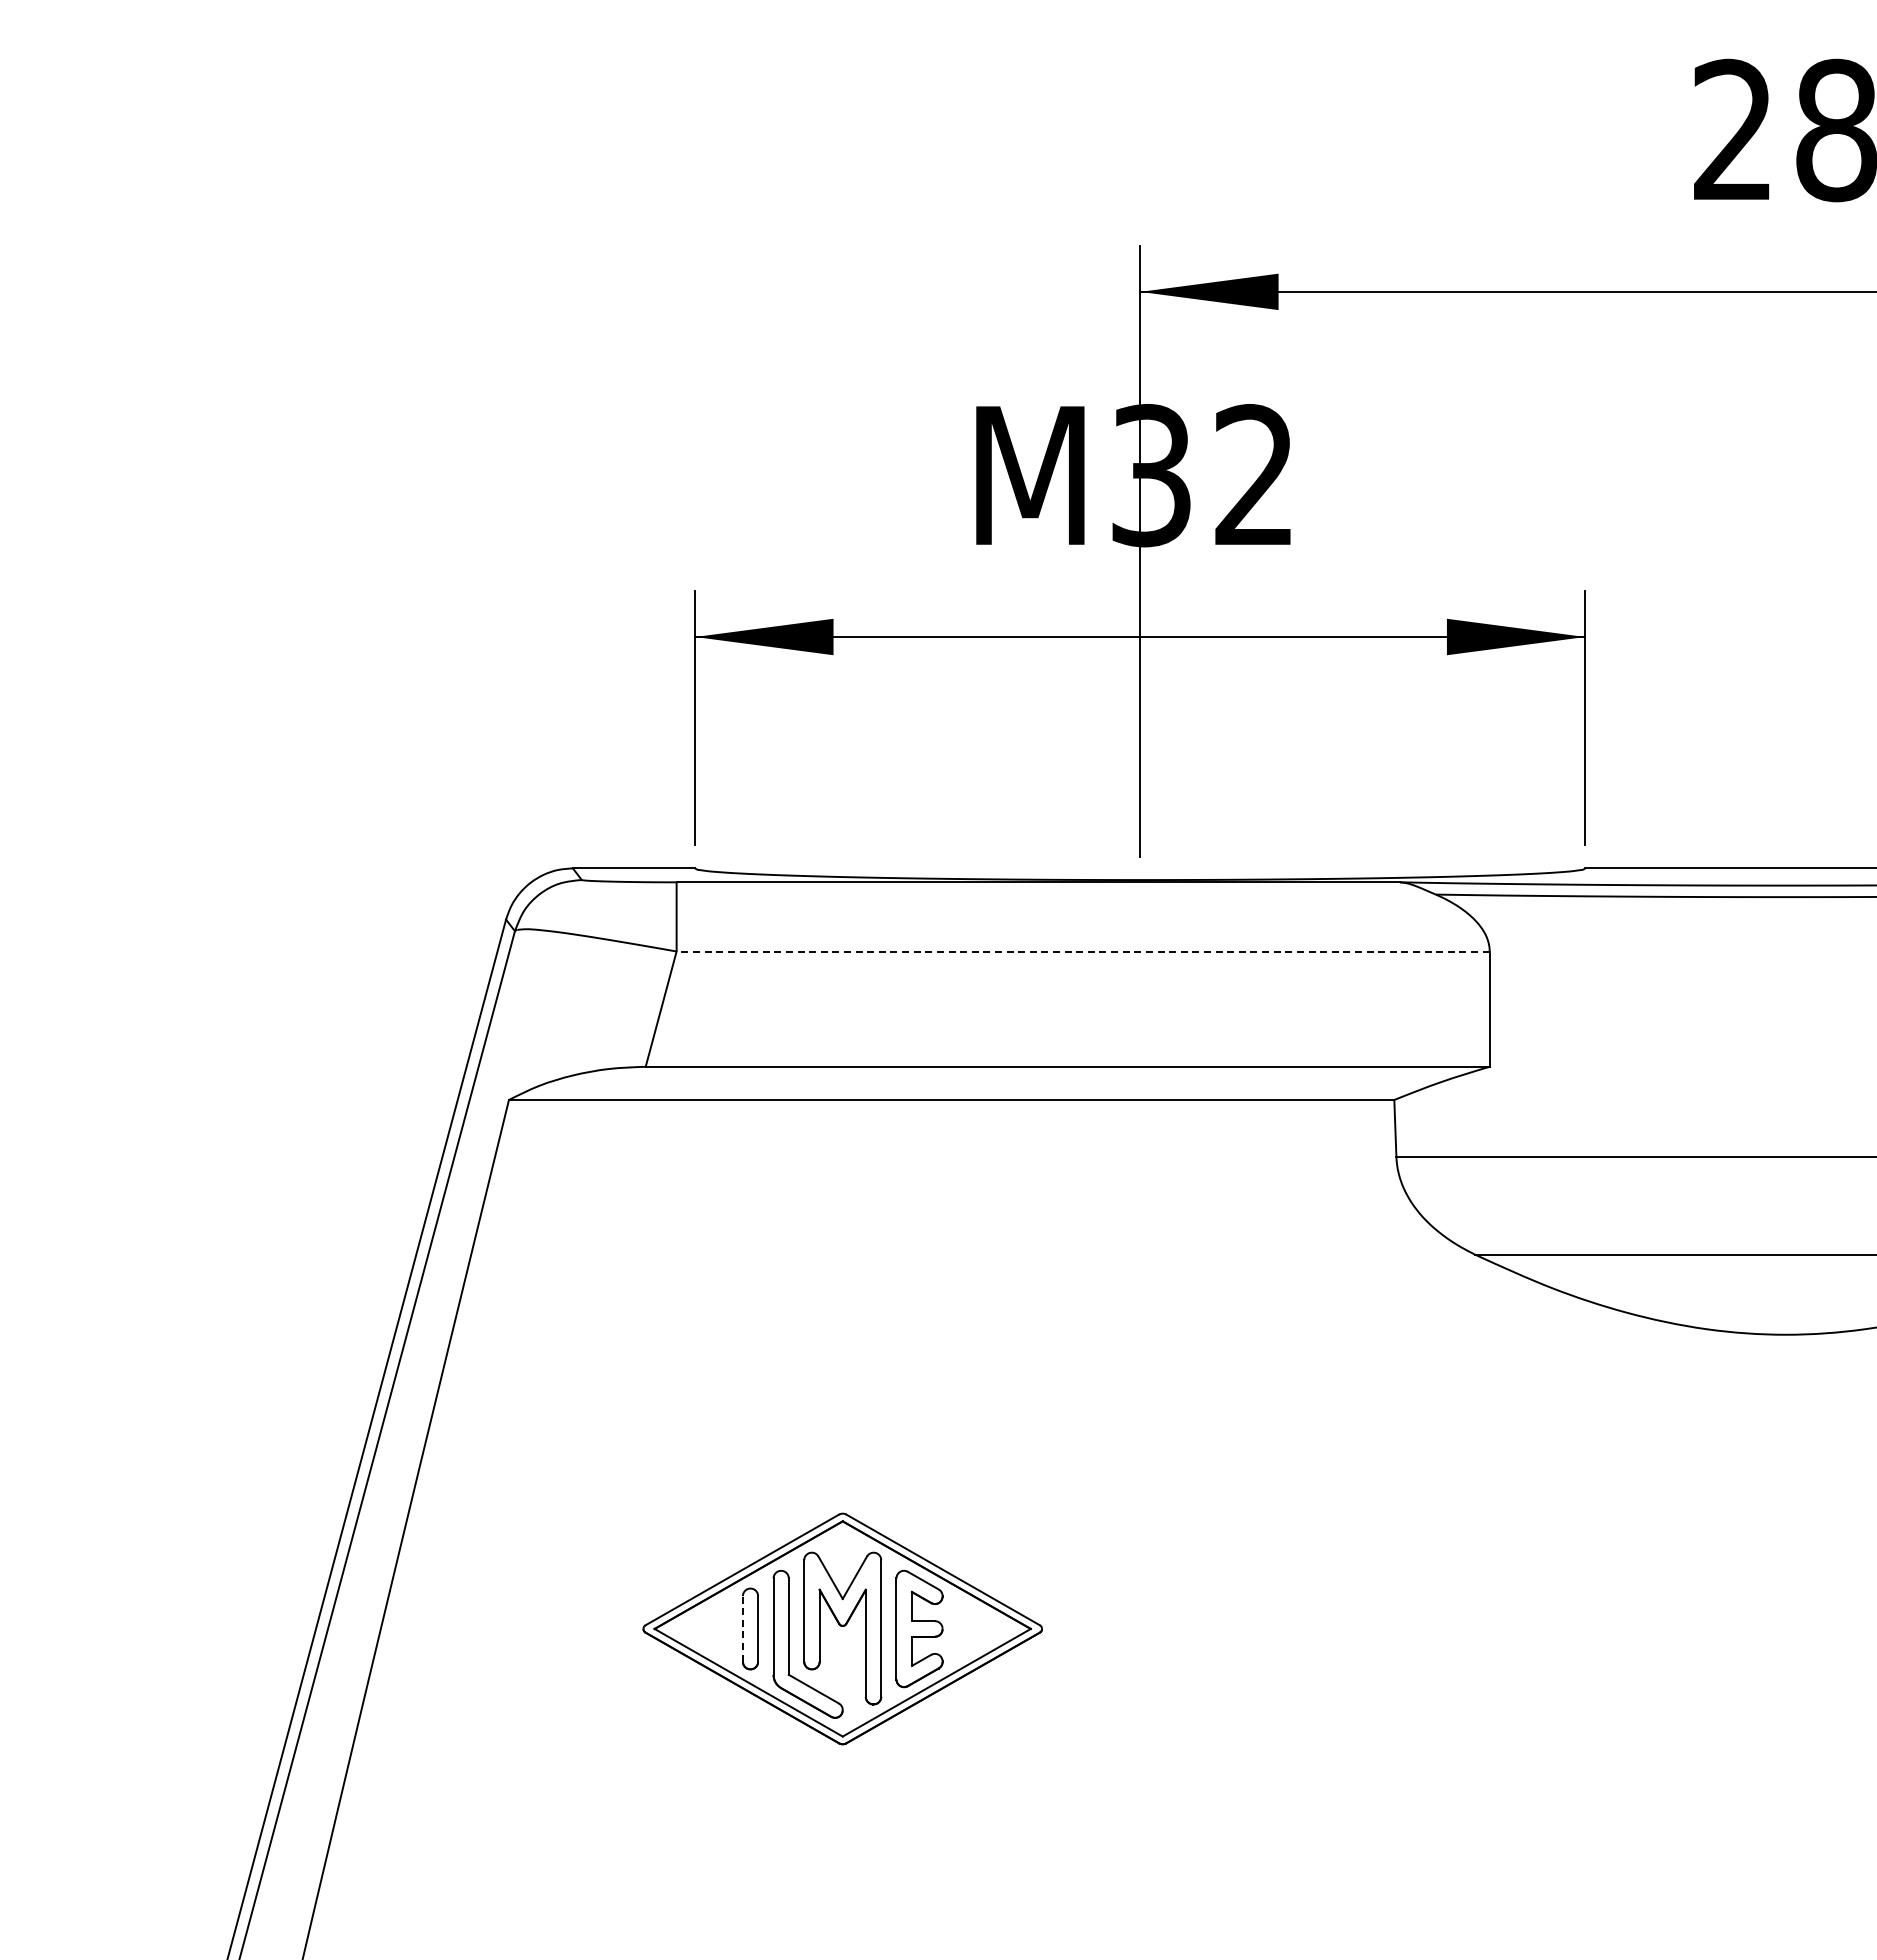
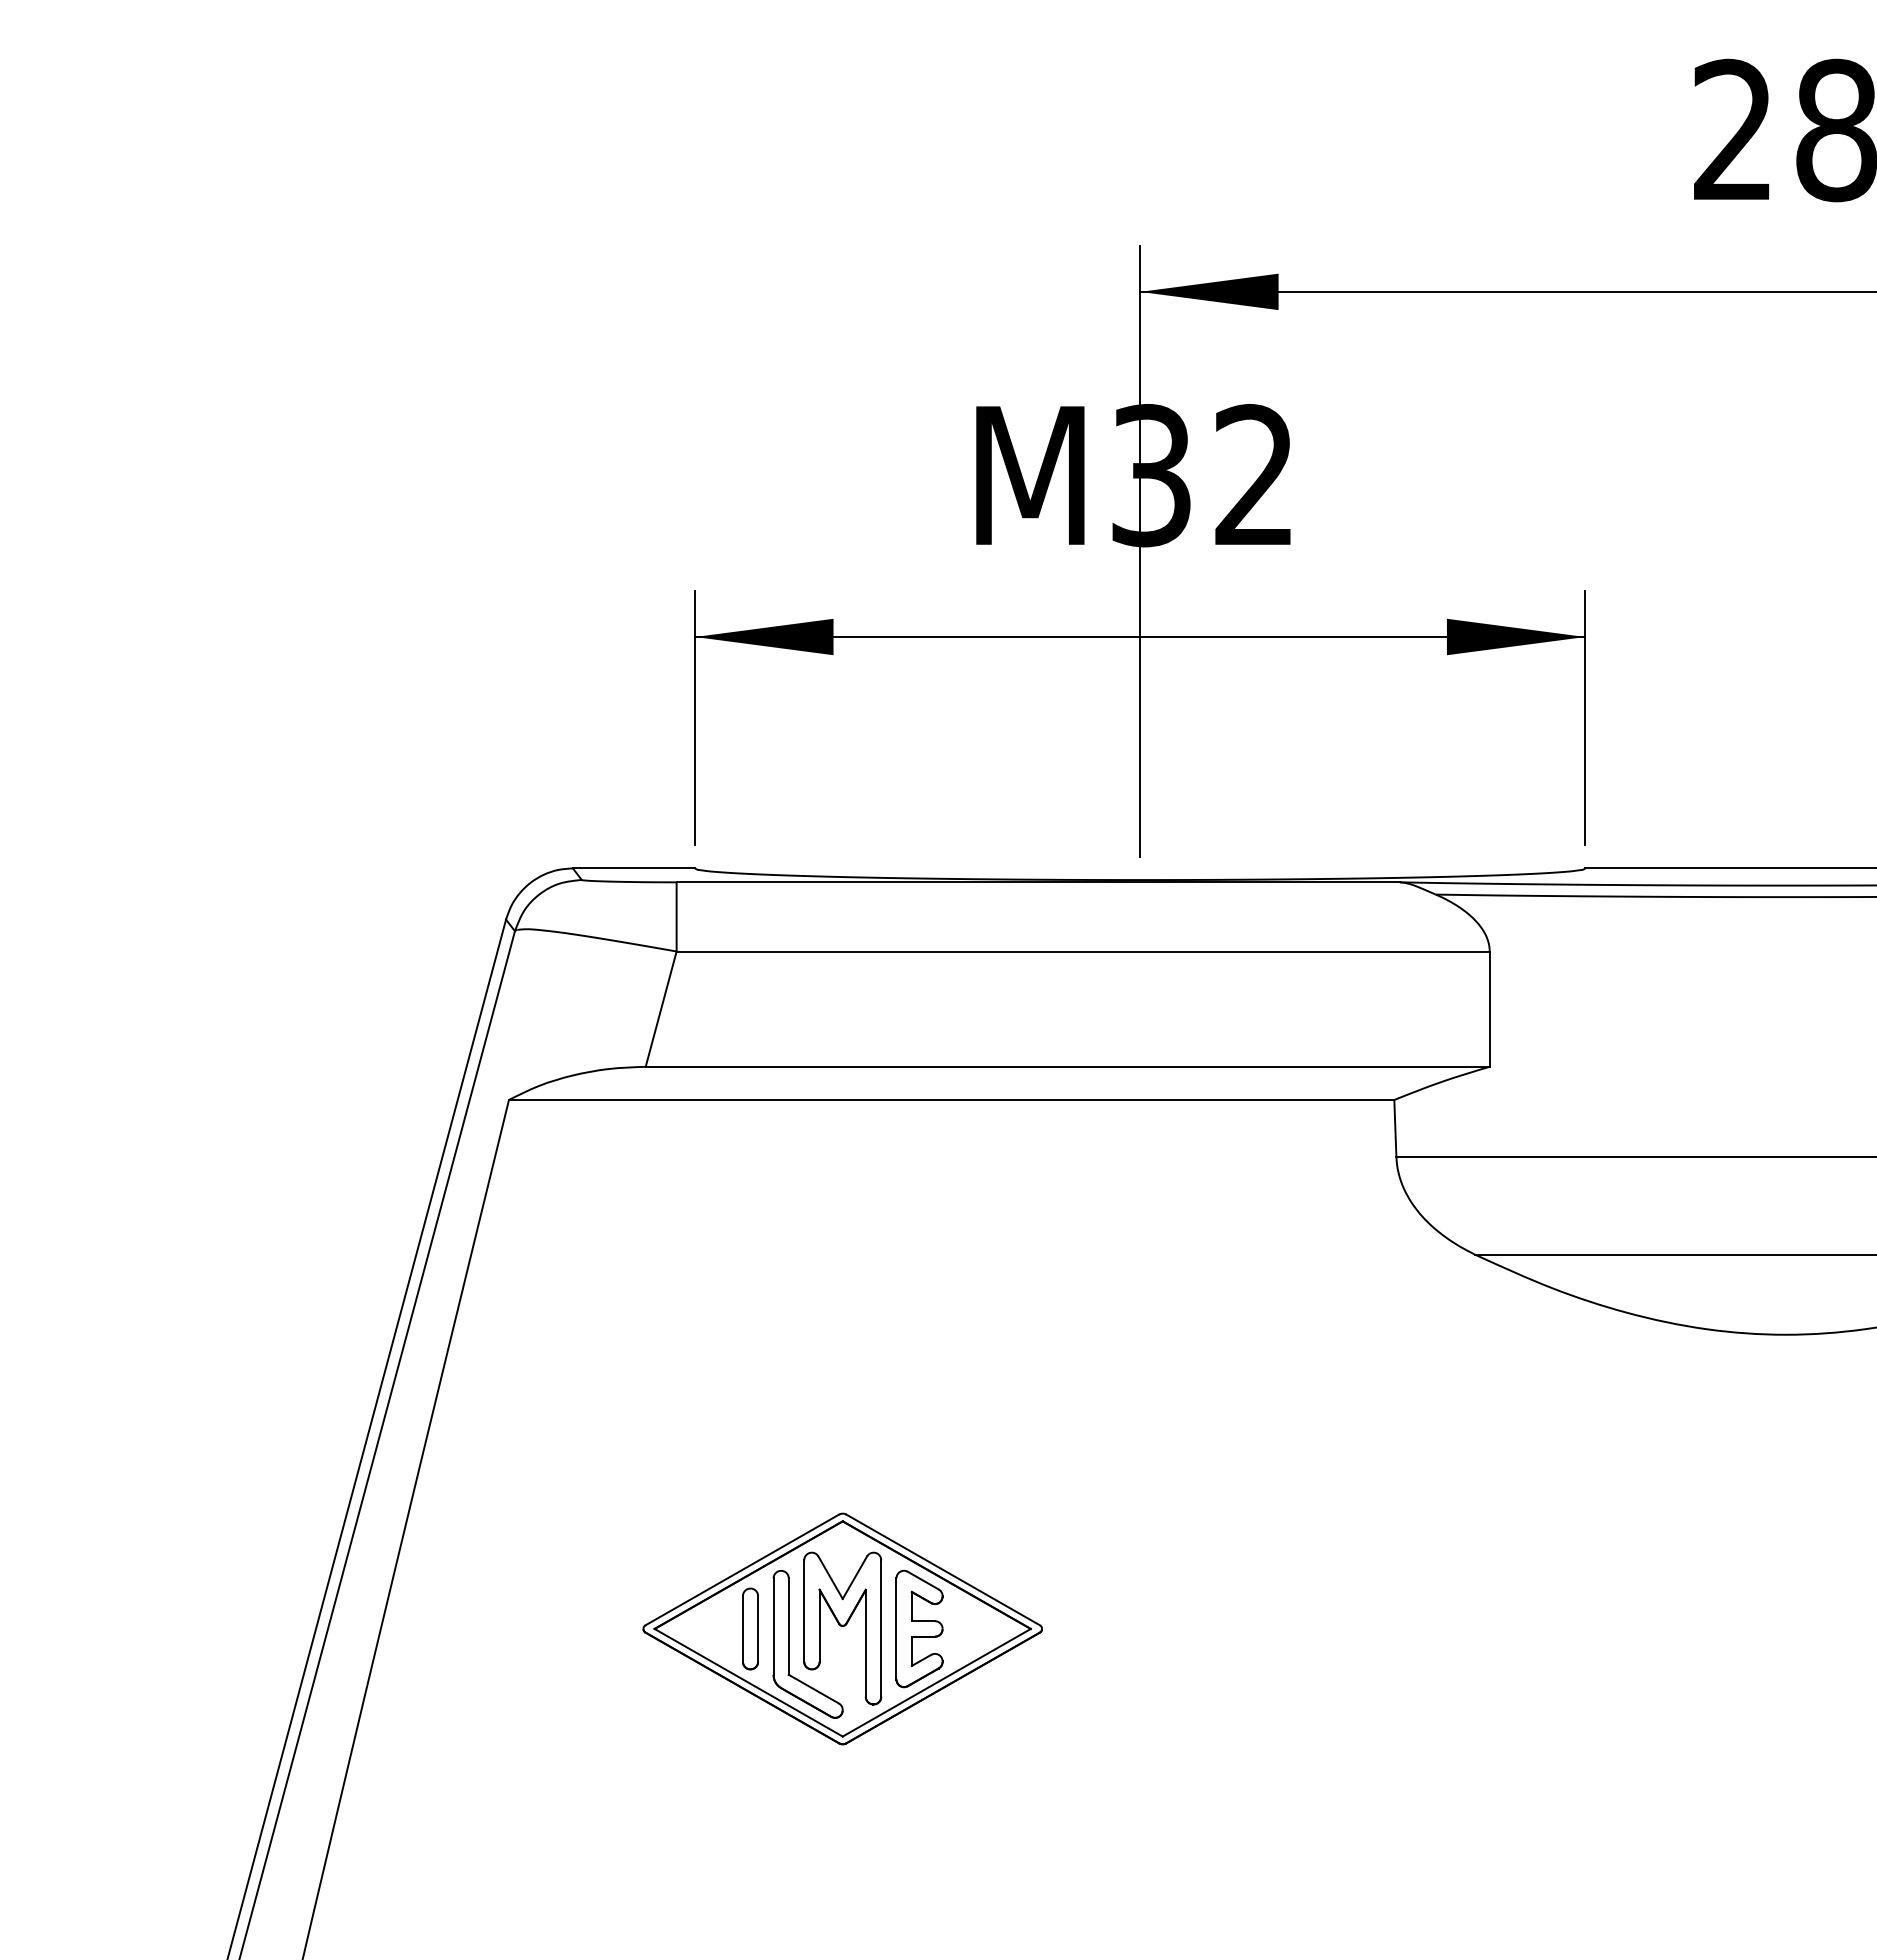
line: dashed -> solid (1083, 951)
line: dashed -> solid (742, 1628)
